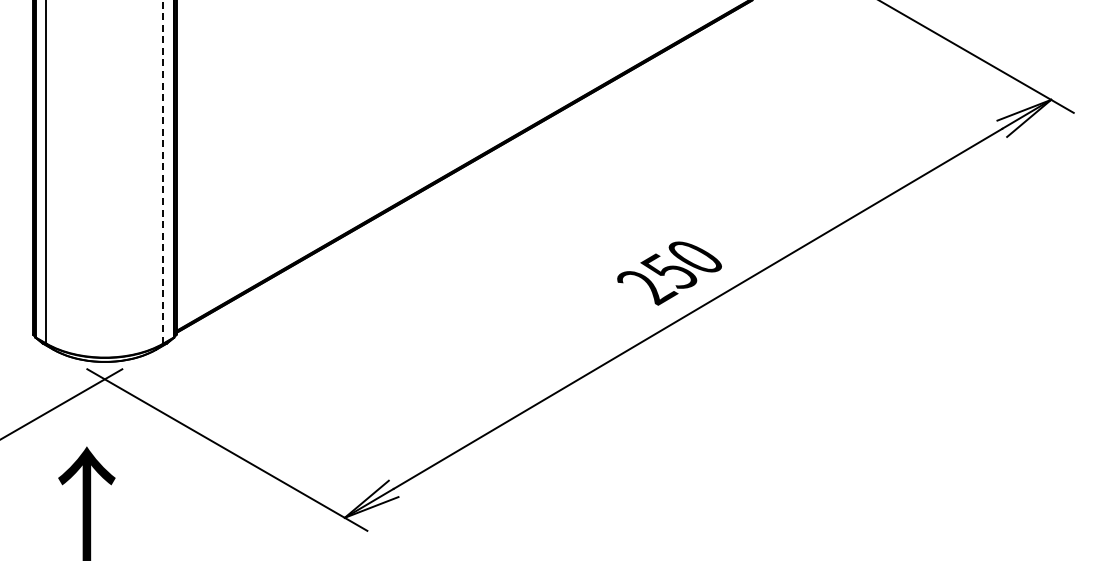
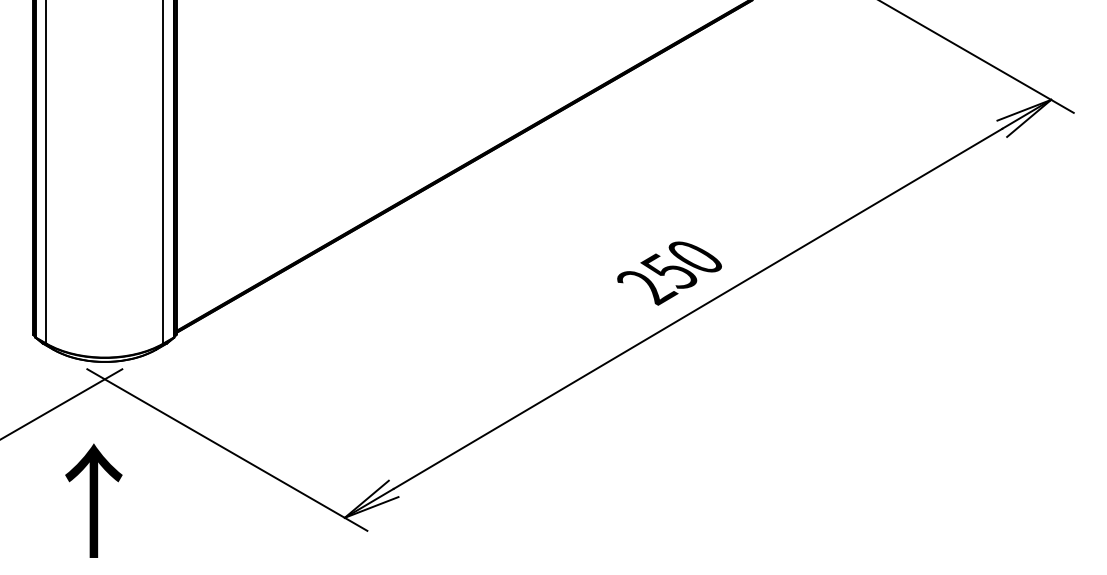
line: dashed -> solid (163, 171)
text position: (86, 503) -> (93, 500) (93, 500)
